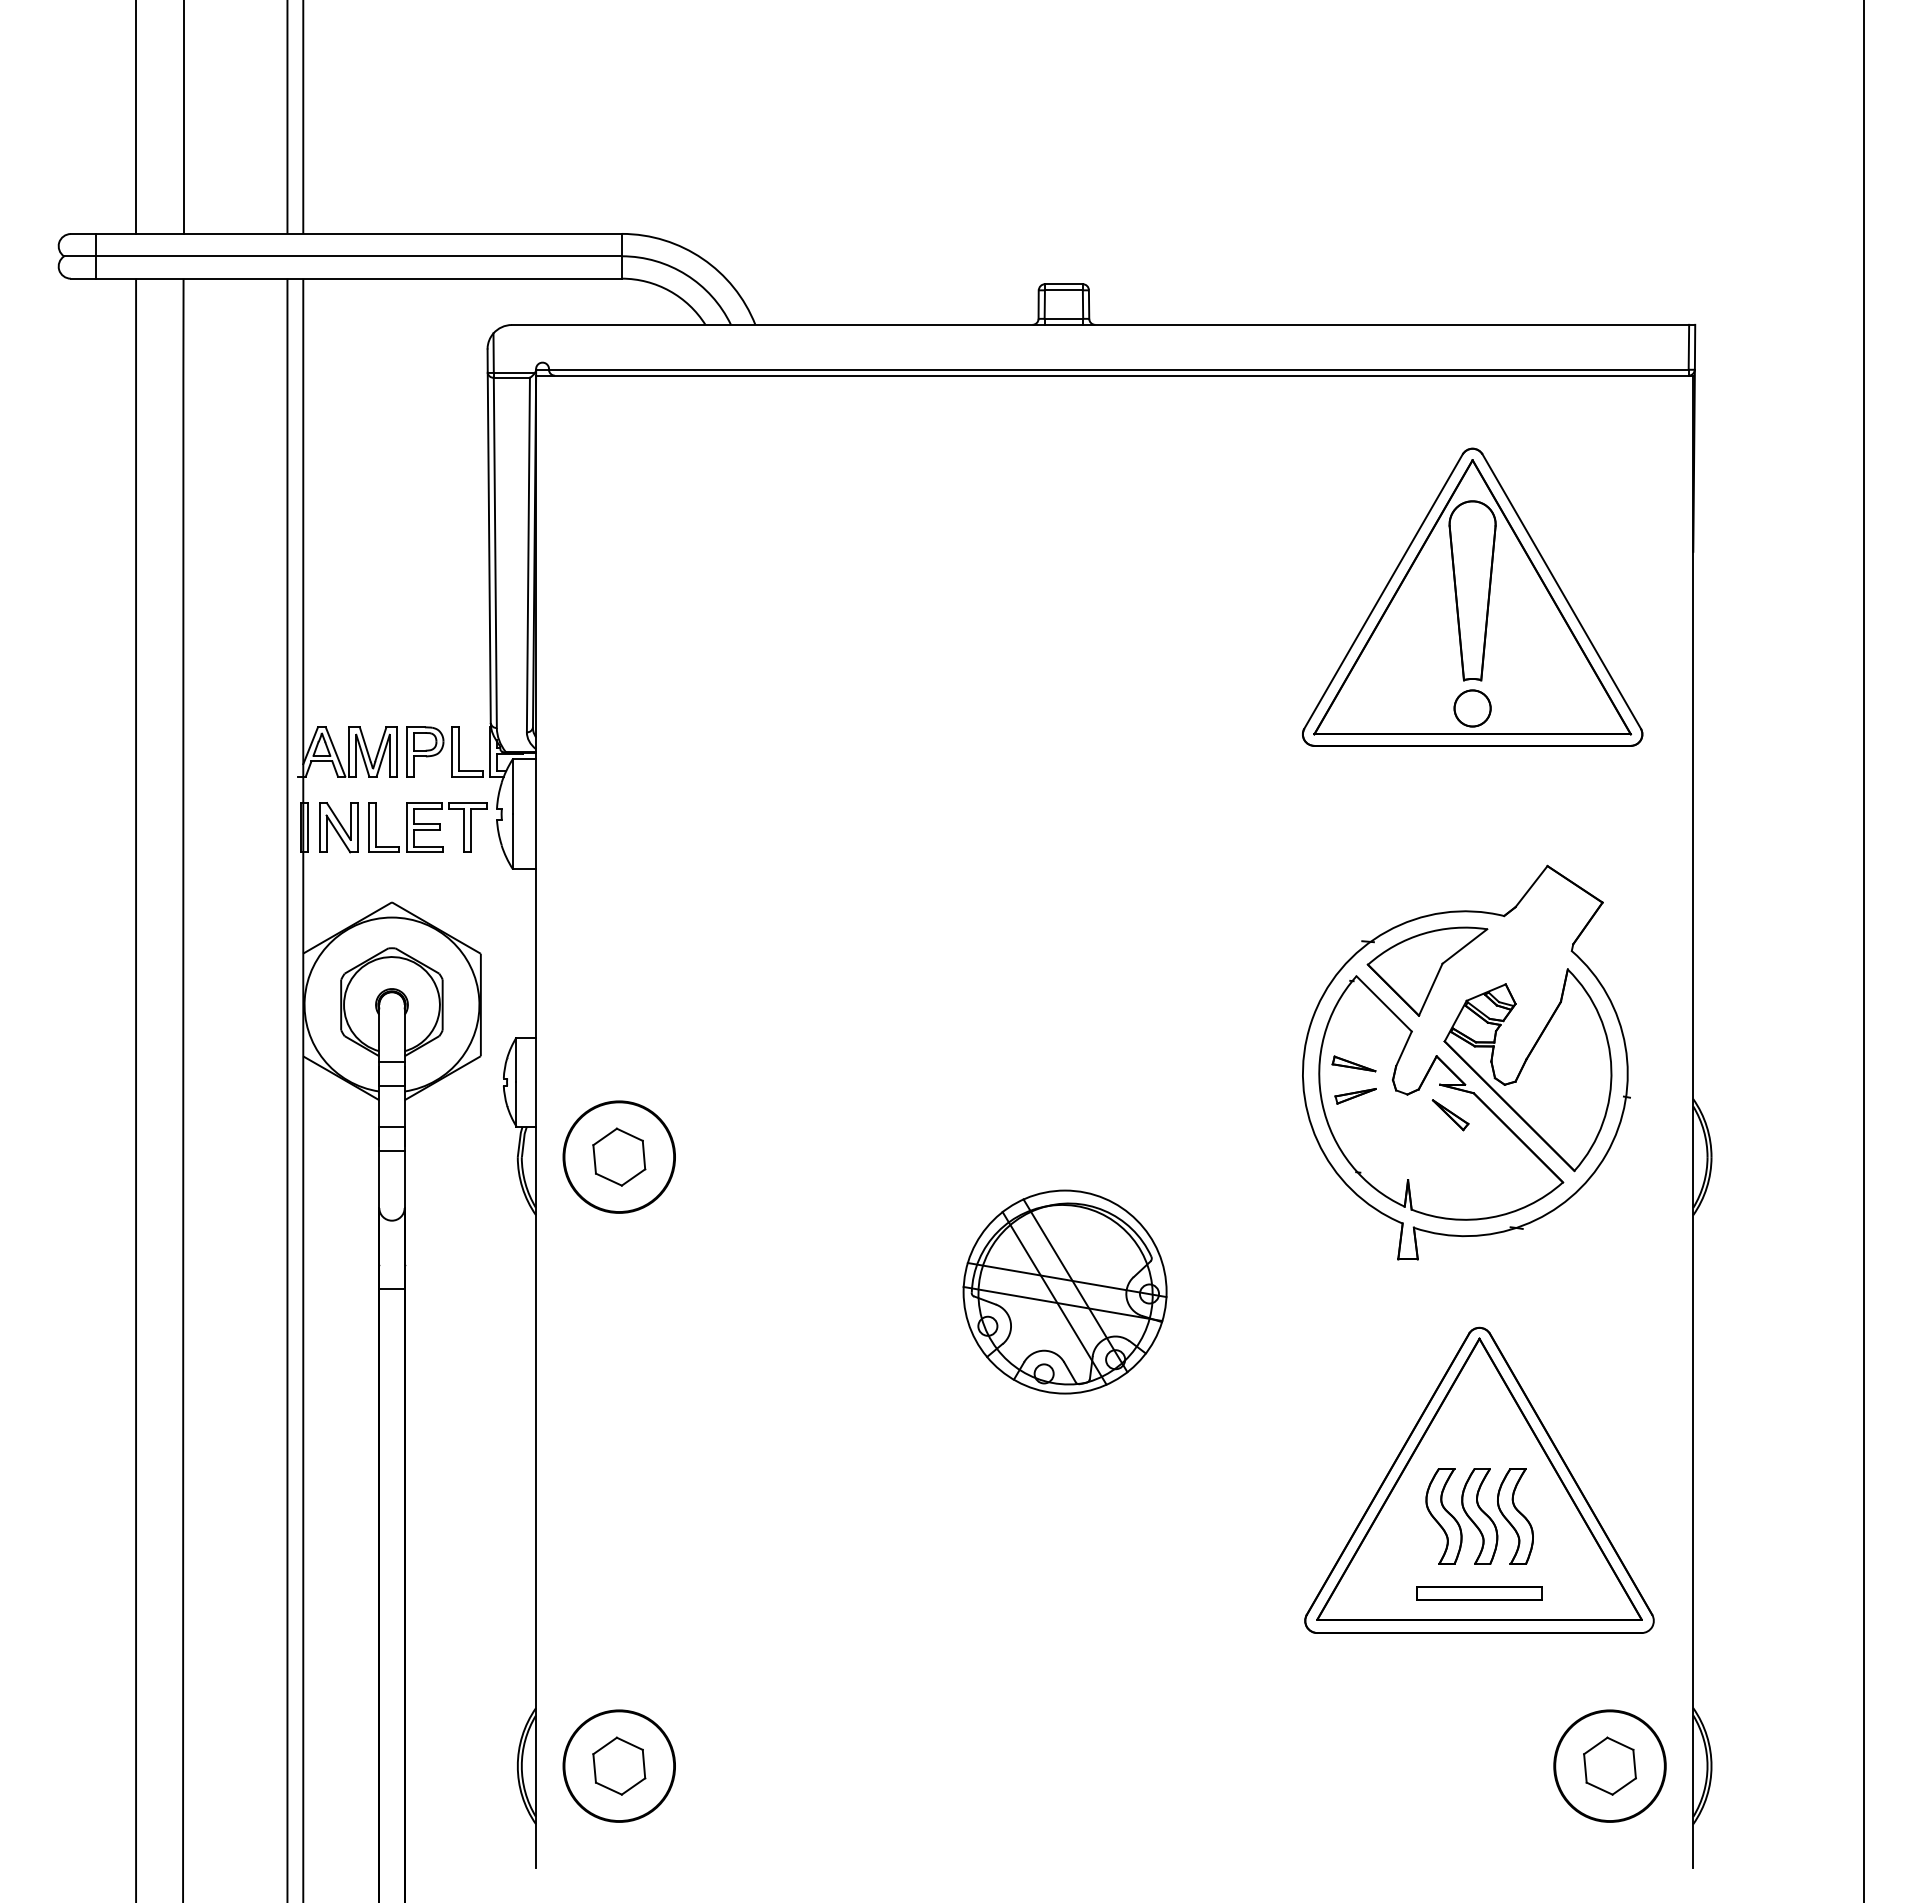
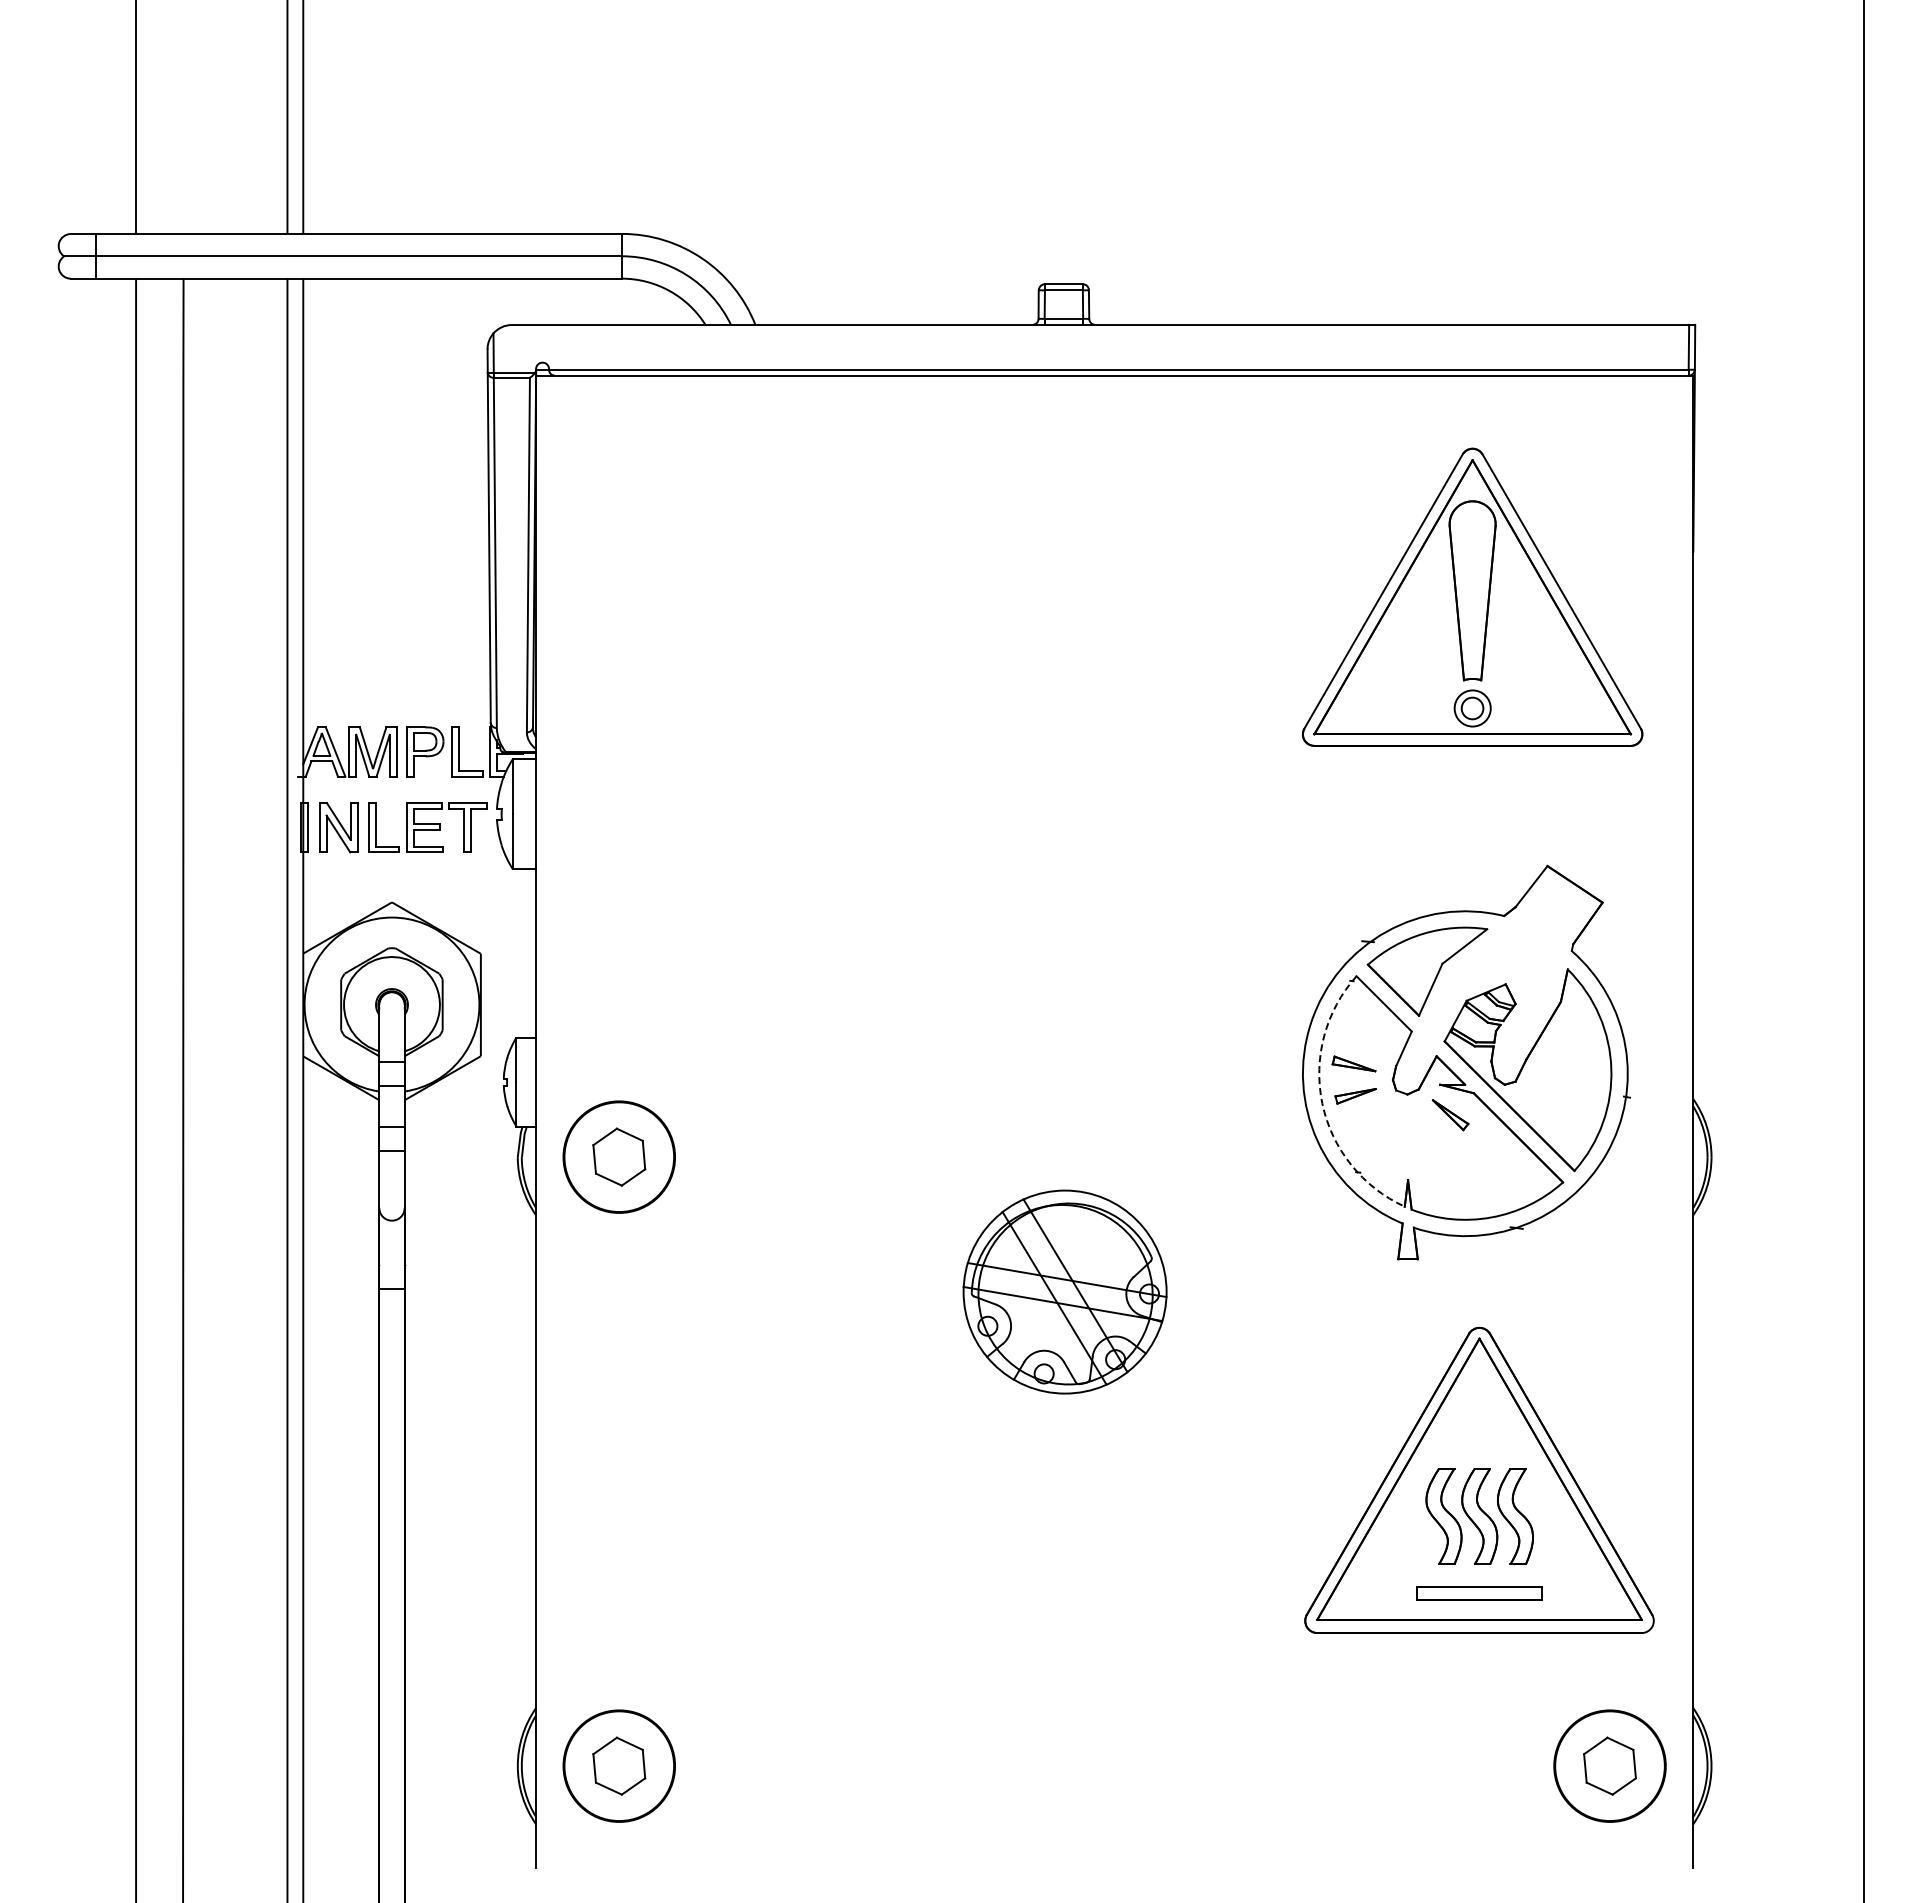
line: present -> none (183, 117)
circle diameter: 36 px -> 22 px (1472, 708)
arc: solid -> dashed (1322, 1103)
